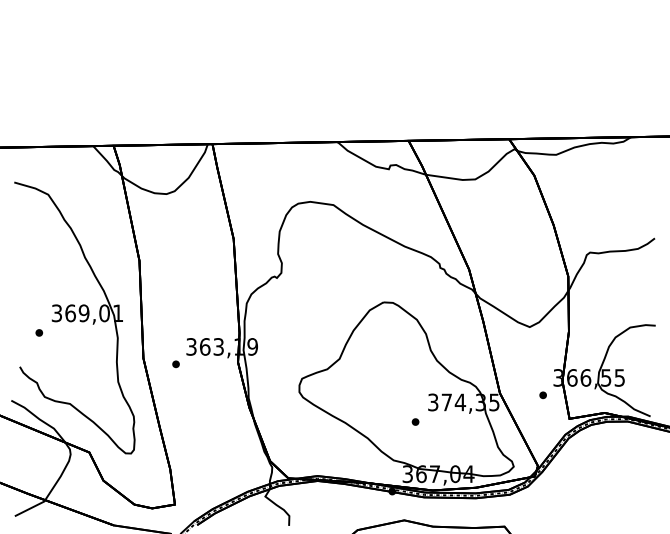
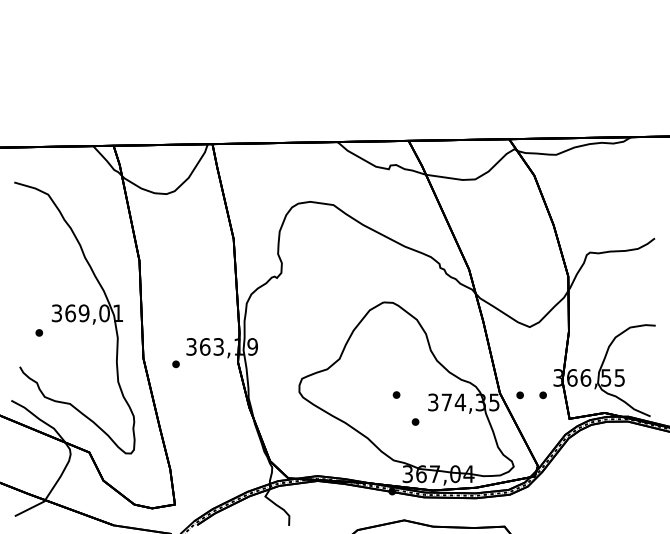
part: none -> present (396, 394)
part: none -> present (519, 395)
